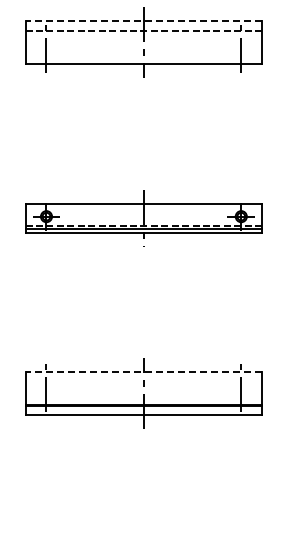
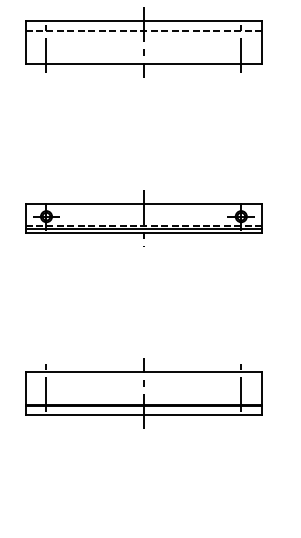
line: dashed -> solid (143, 21)
line: dashed -> solid (143, 372)
